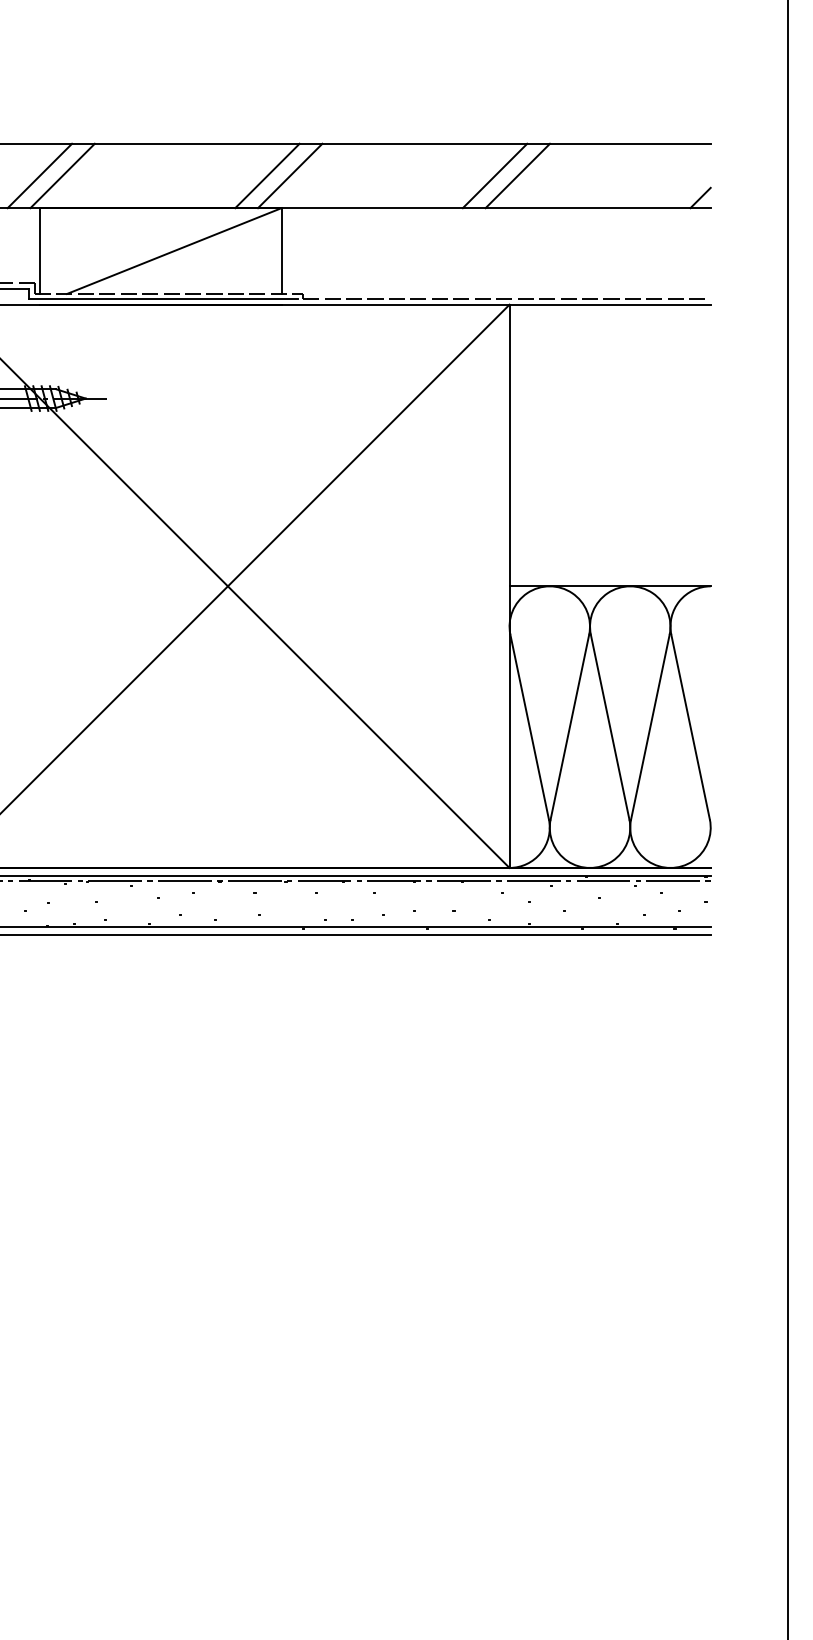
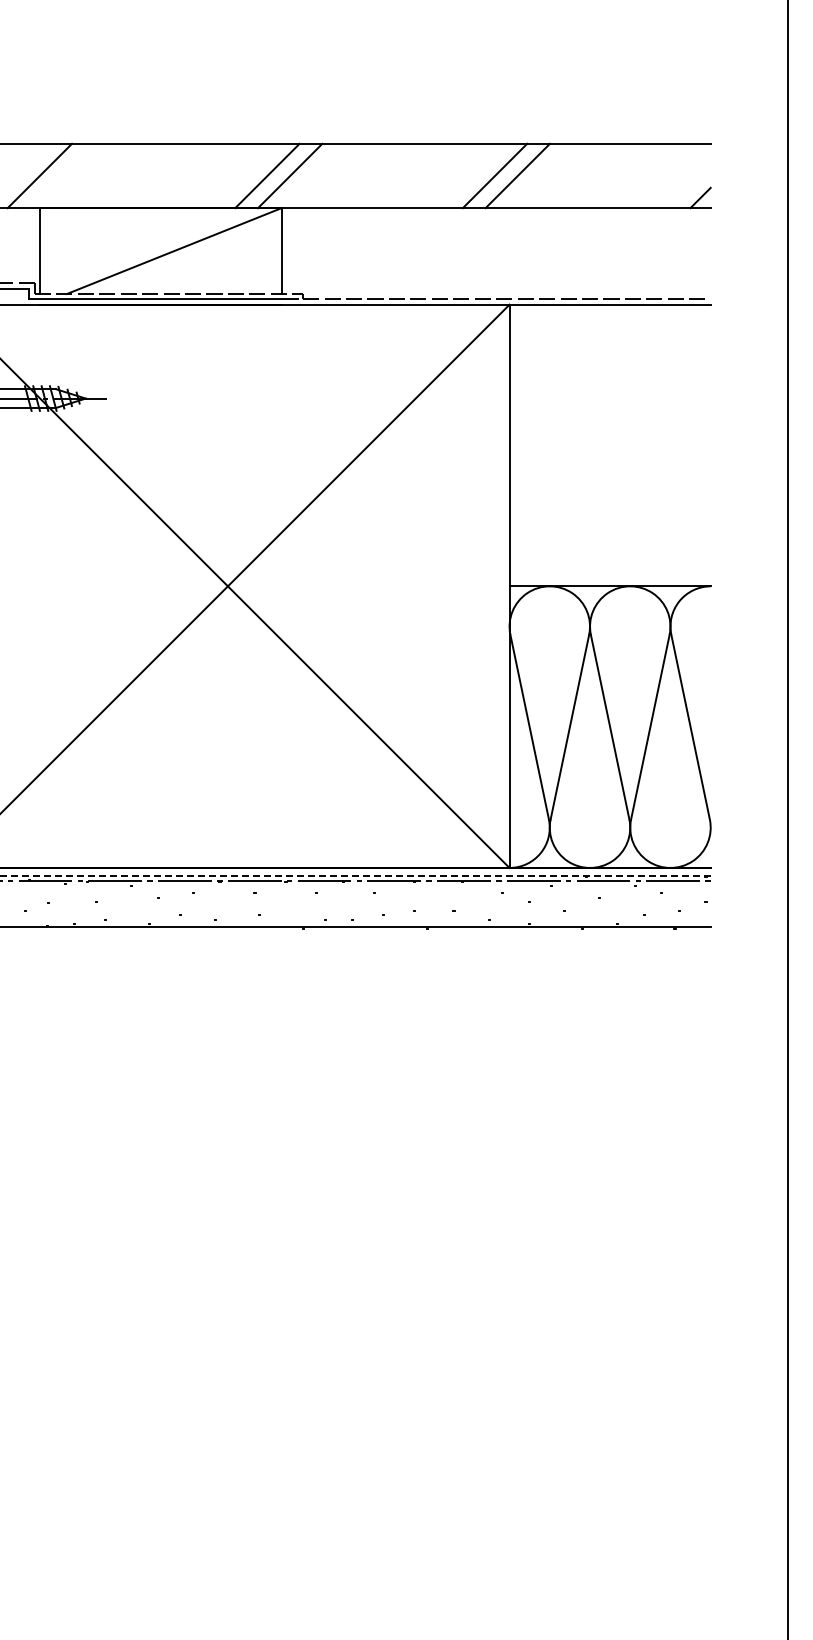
line: present -> none (62, 175)
line: solid -> dashed (354, 876)
line: present -> none (356, 935)
